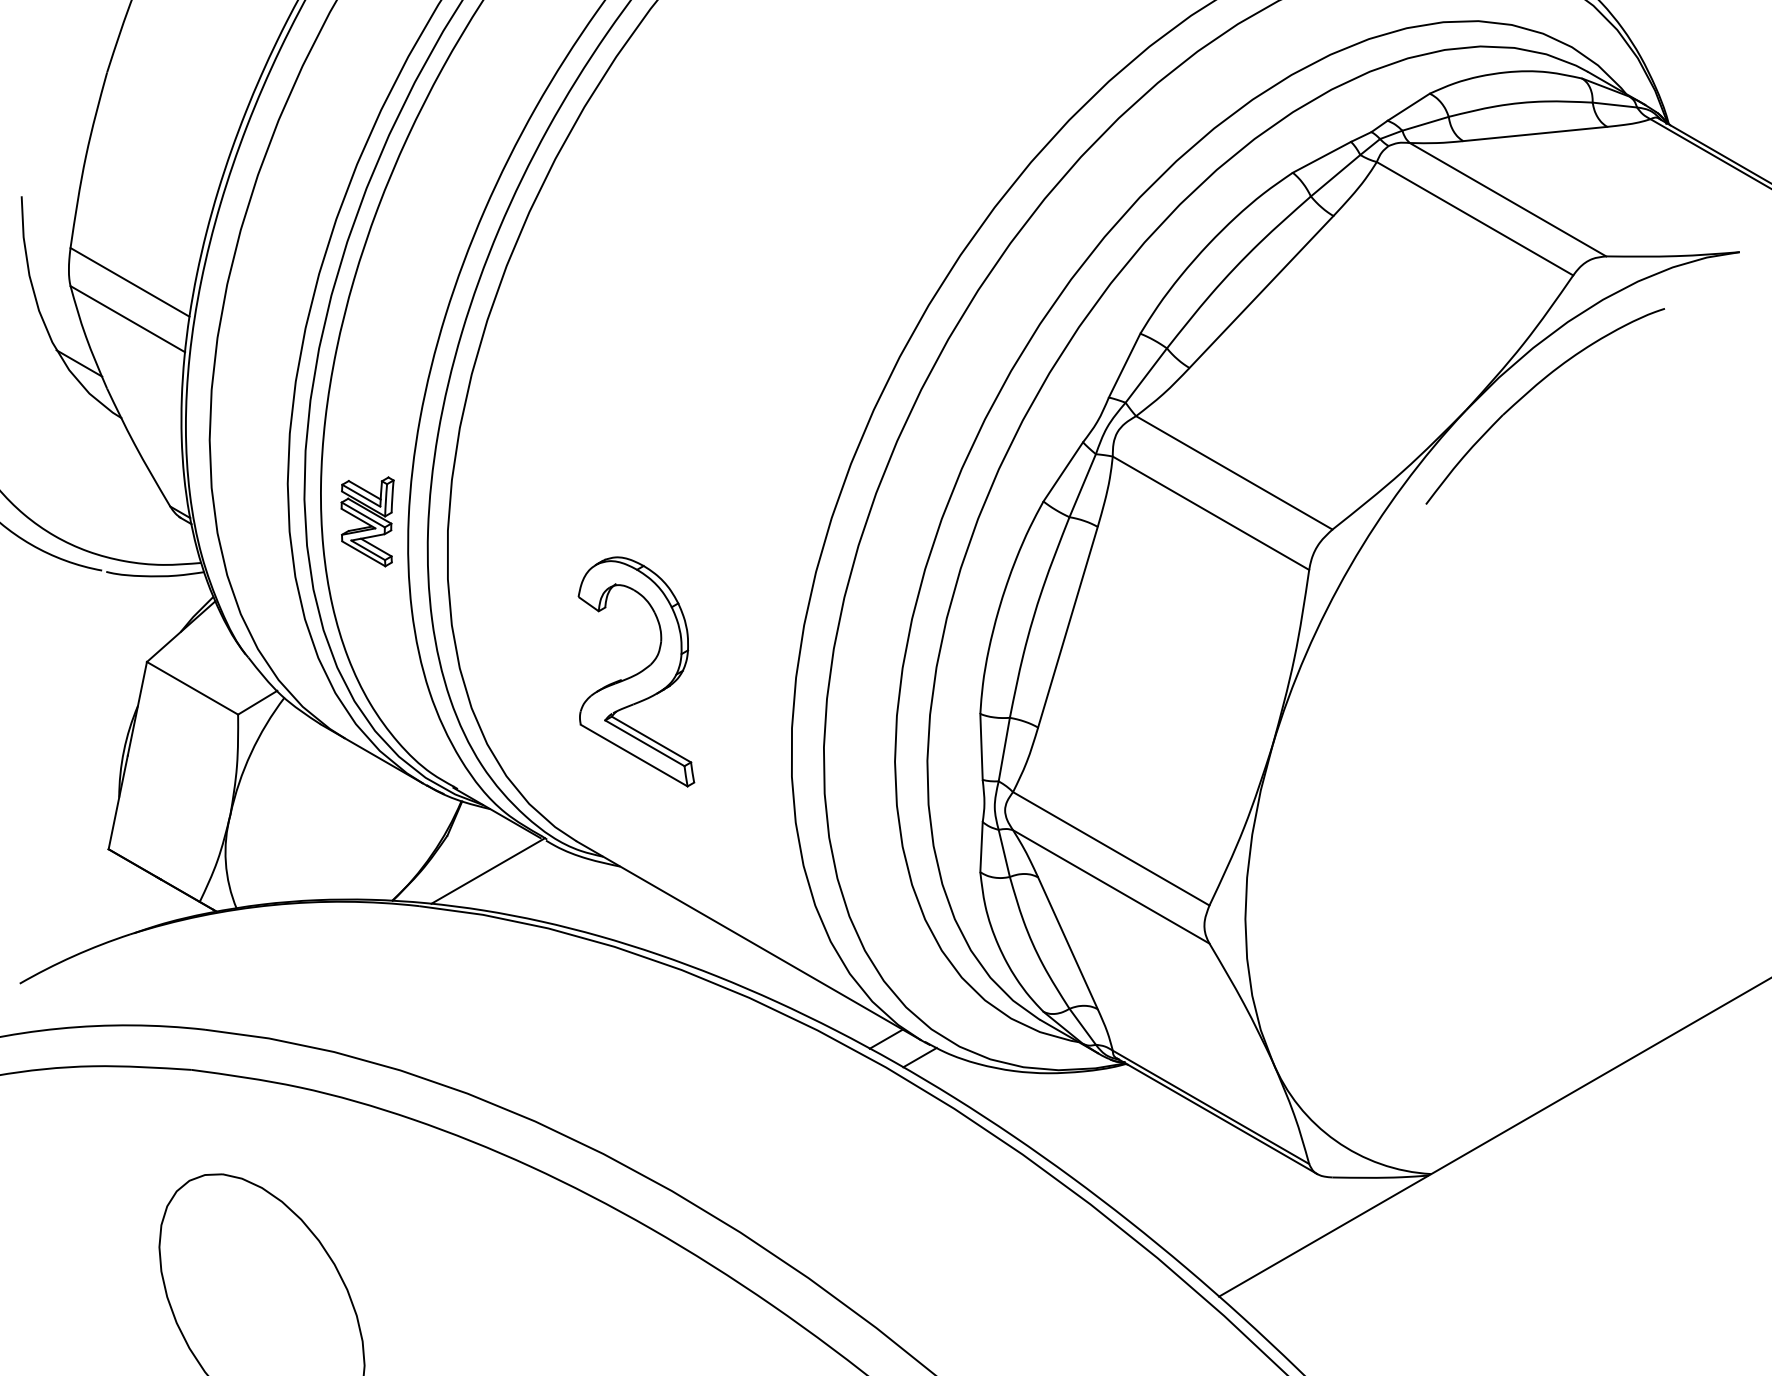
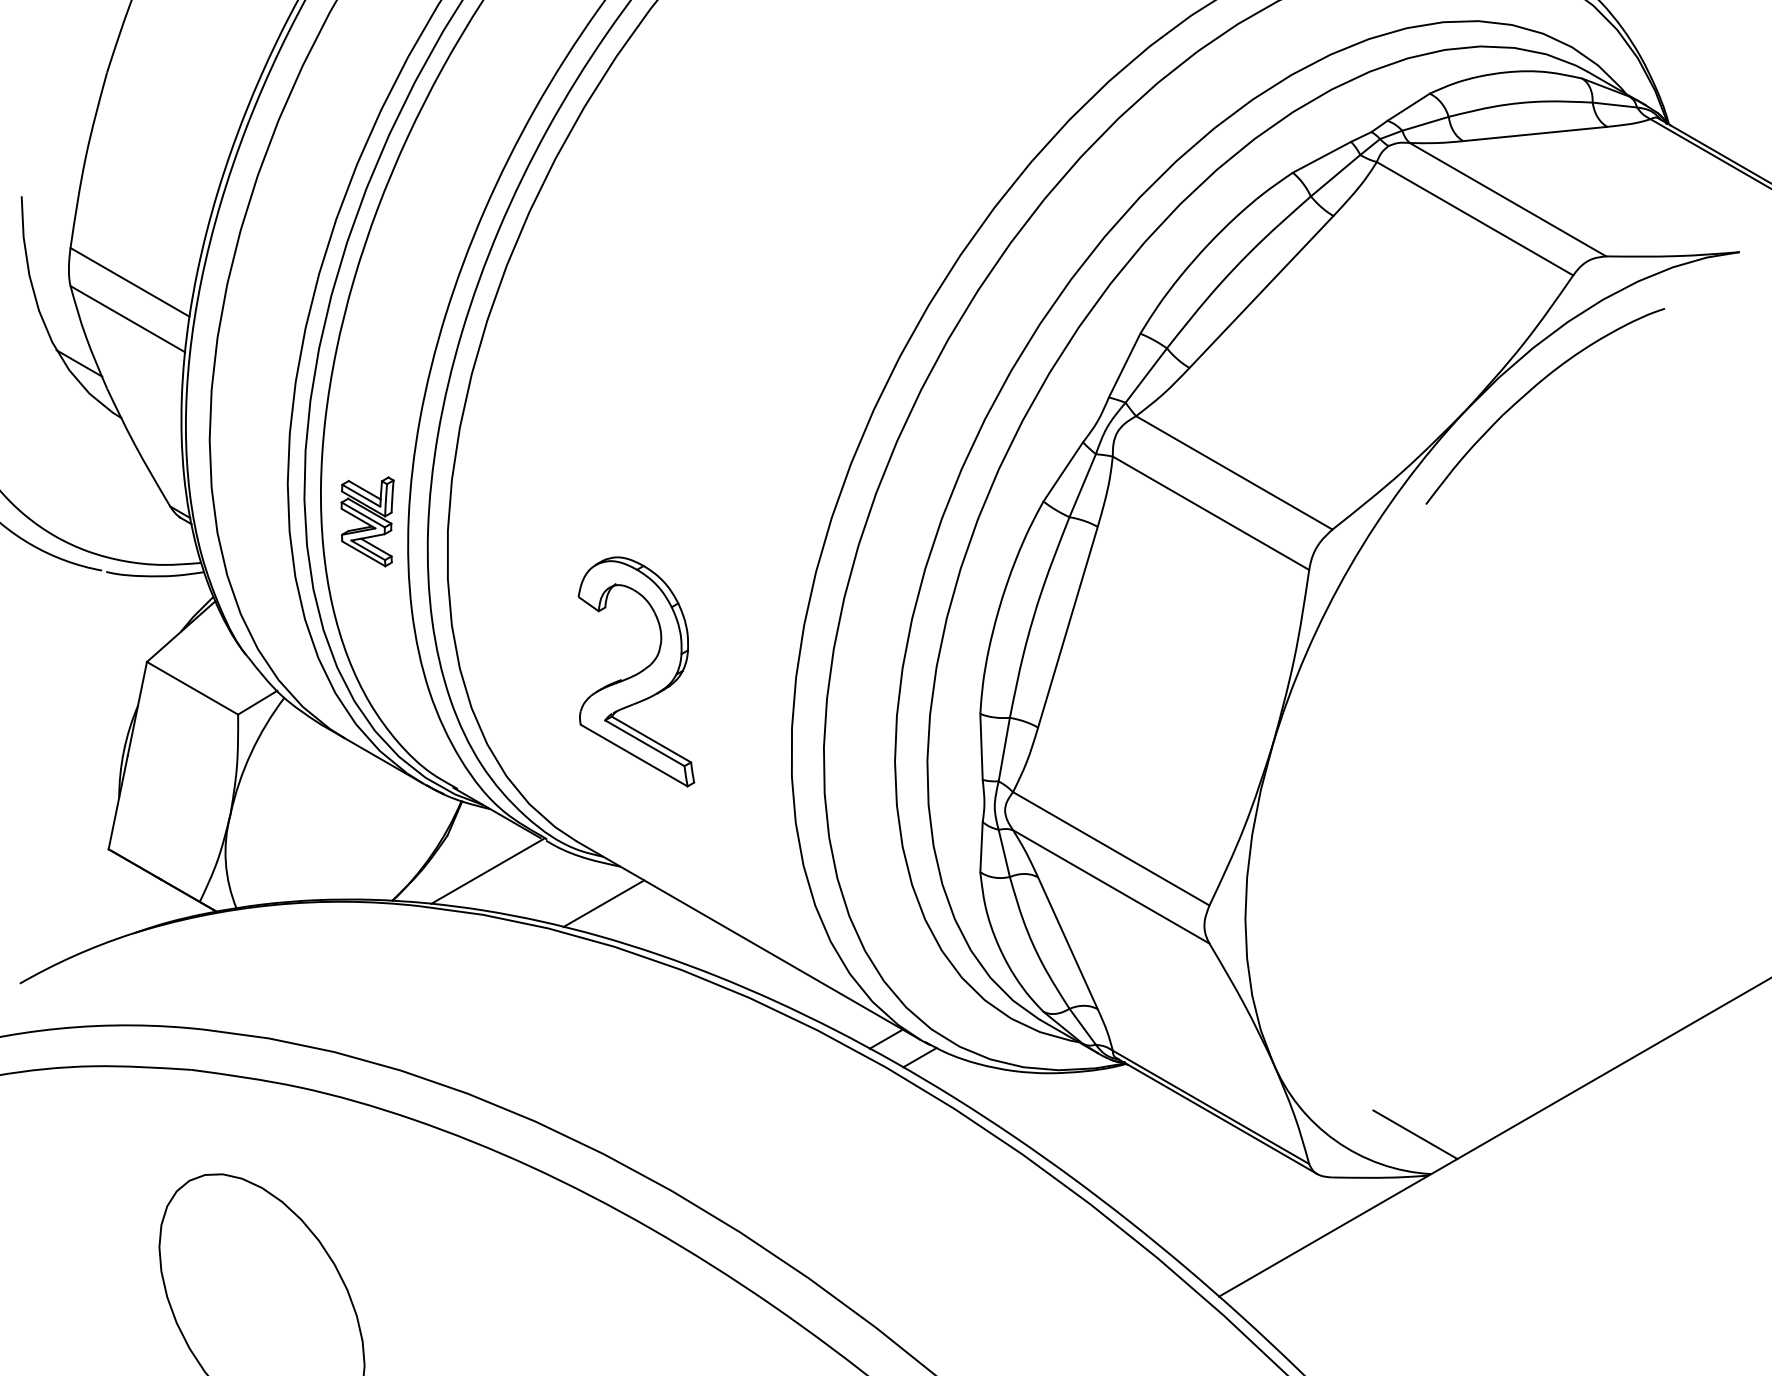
line: none -> present (603, 903)
line: none -> present (1415, 1134)
